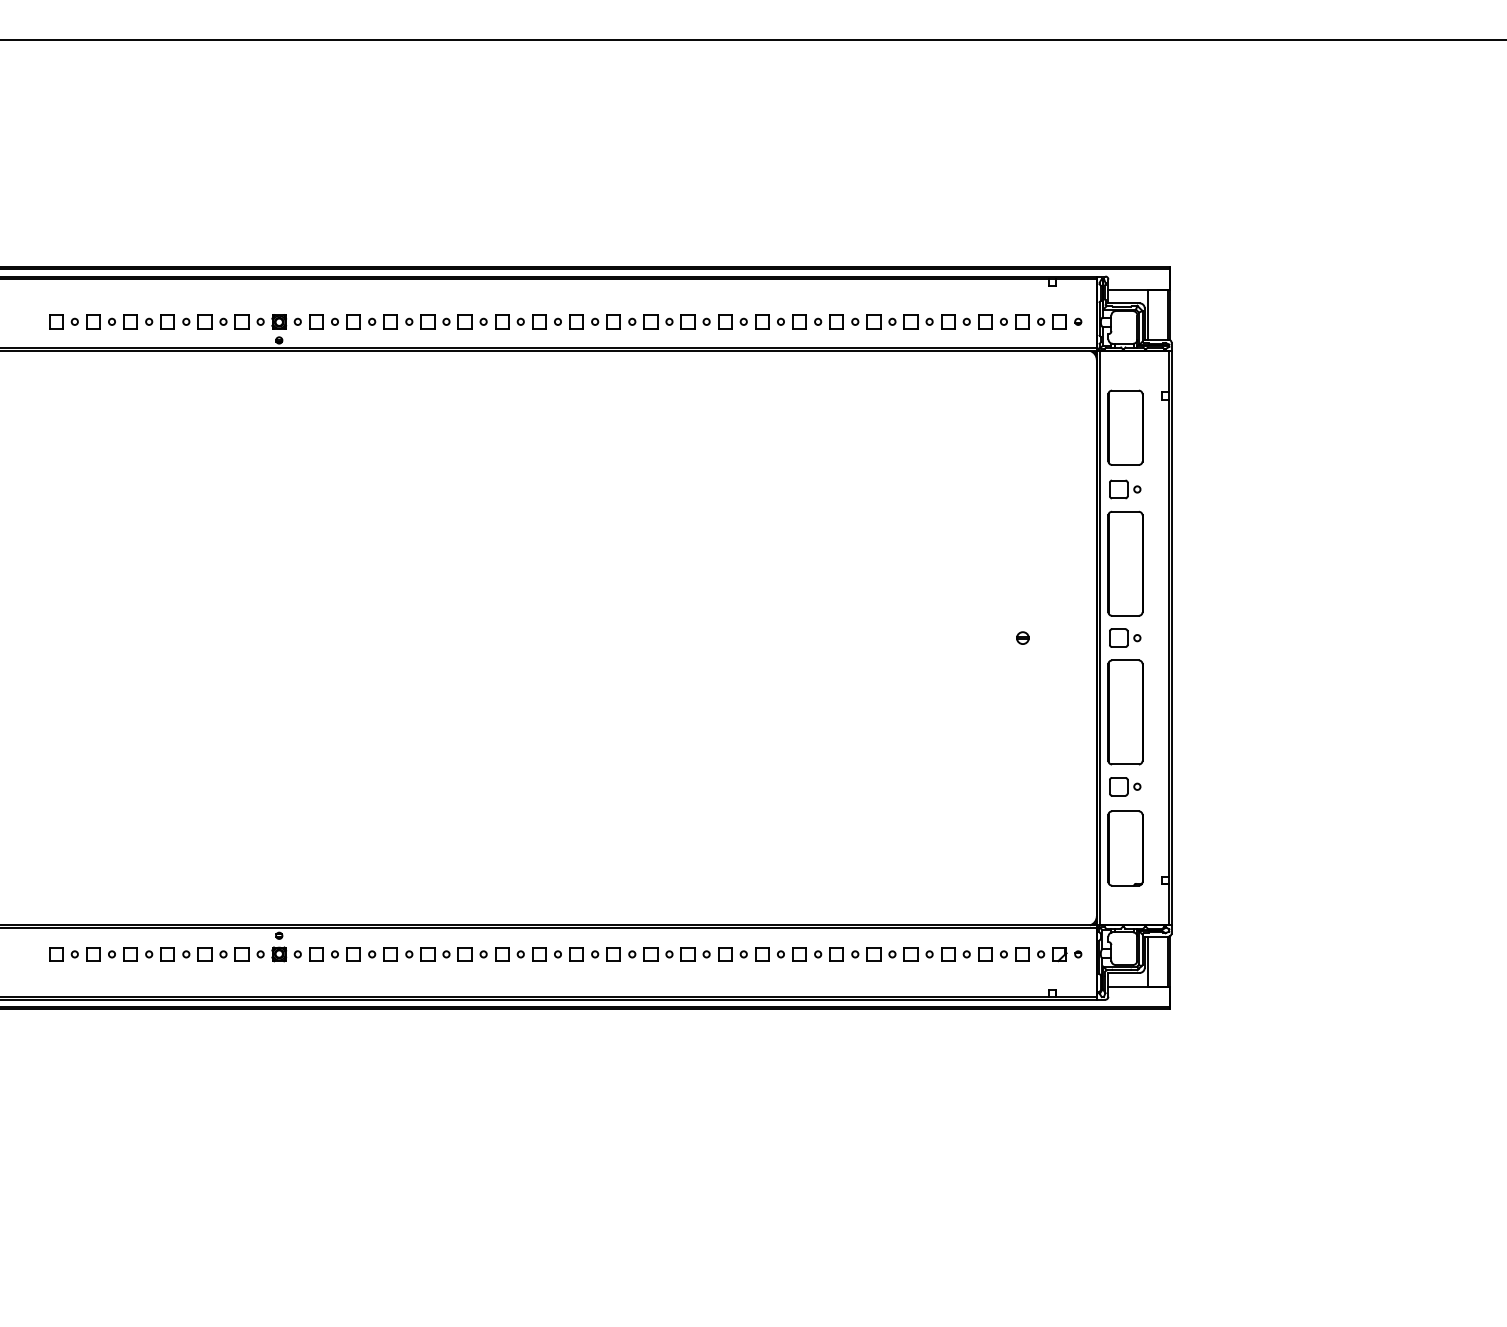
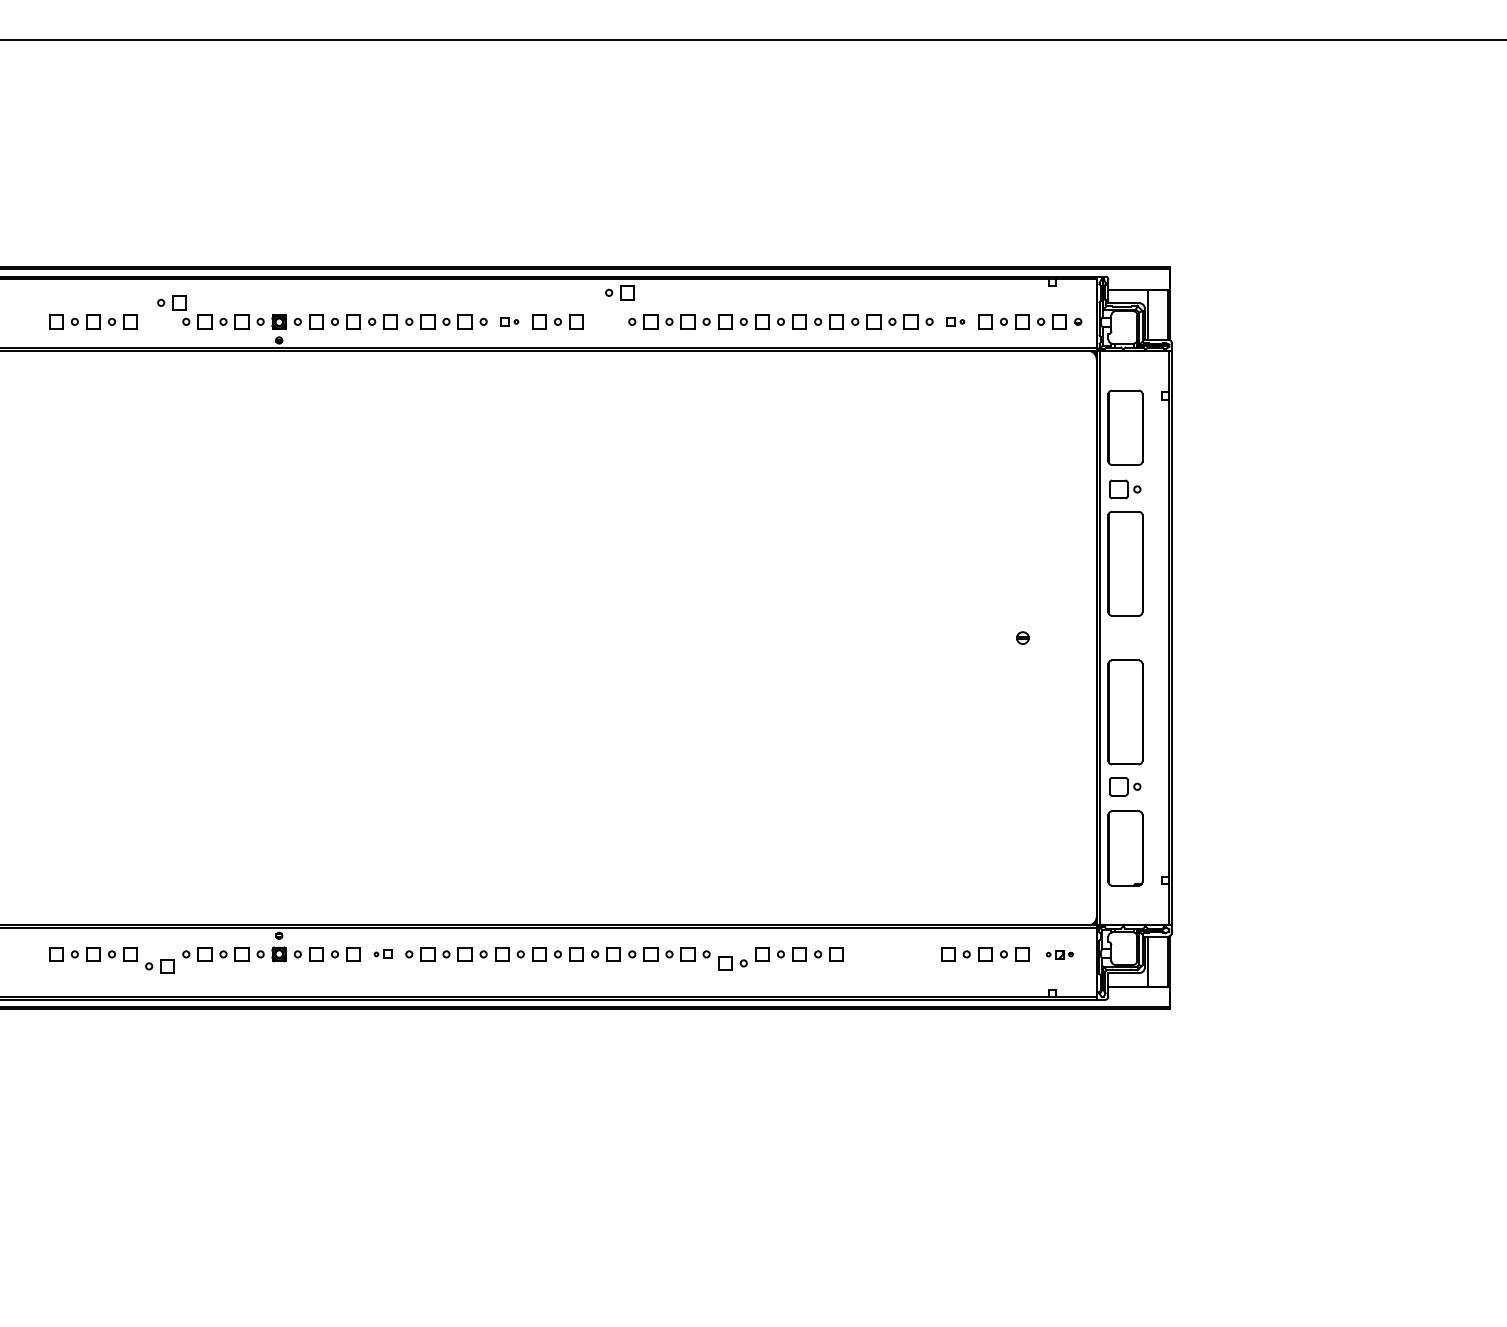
part position: (159, 321) -> (171, 302) (171, 302)
part size: 30x16 px -> 20x10 px (509, 321)
part position: (605, 321) -> (619, 292) (619, 292)
part size: 30x16 px -> 20x10 px (955, 321)
part: present -> none (1125, 637)
part position: (159, 954) -> (159, 966) (159, 966)
part size: 30x15 px -> 20x10 px (382, 953)
part position: (732, 954) -> (732, 963) (732, 963)
part: present -> none (892, 954)
part size: 46x16 px -> 29x10 px (1059, 954)
